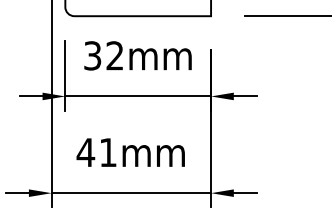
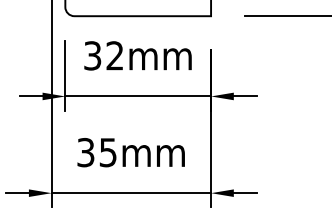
text: 41mm -> 35mm (96, 152)
